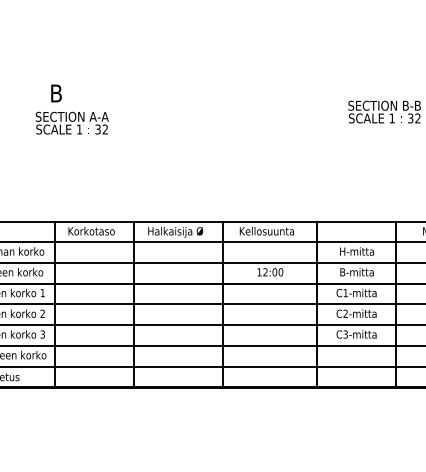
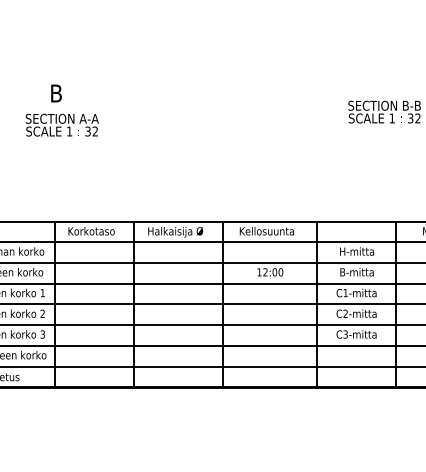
text position: (71, 122) -> (61, 124) (61, 124)
